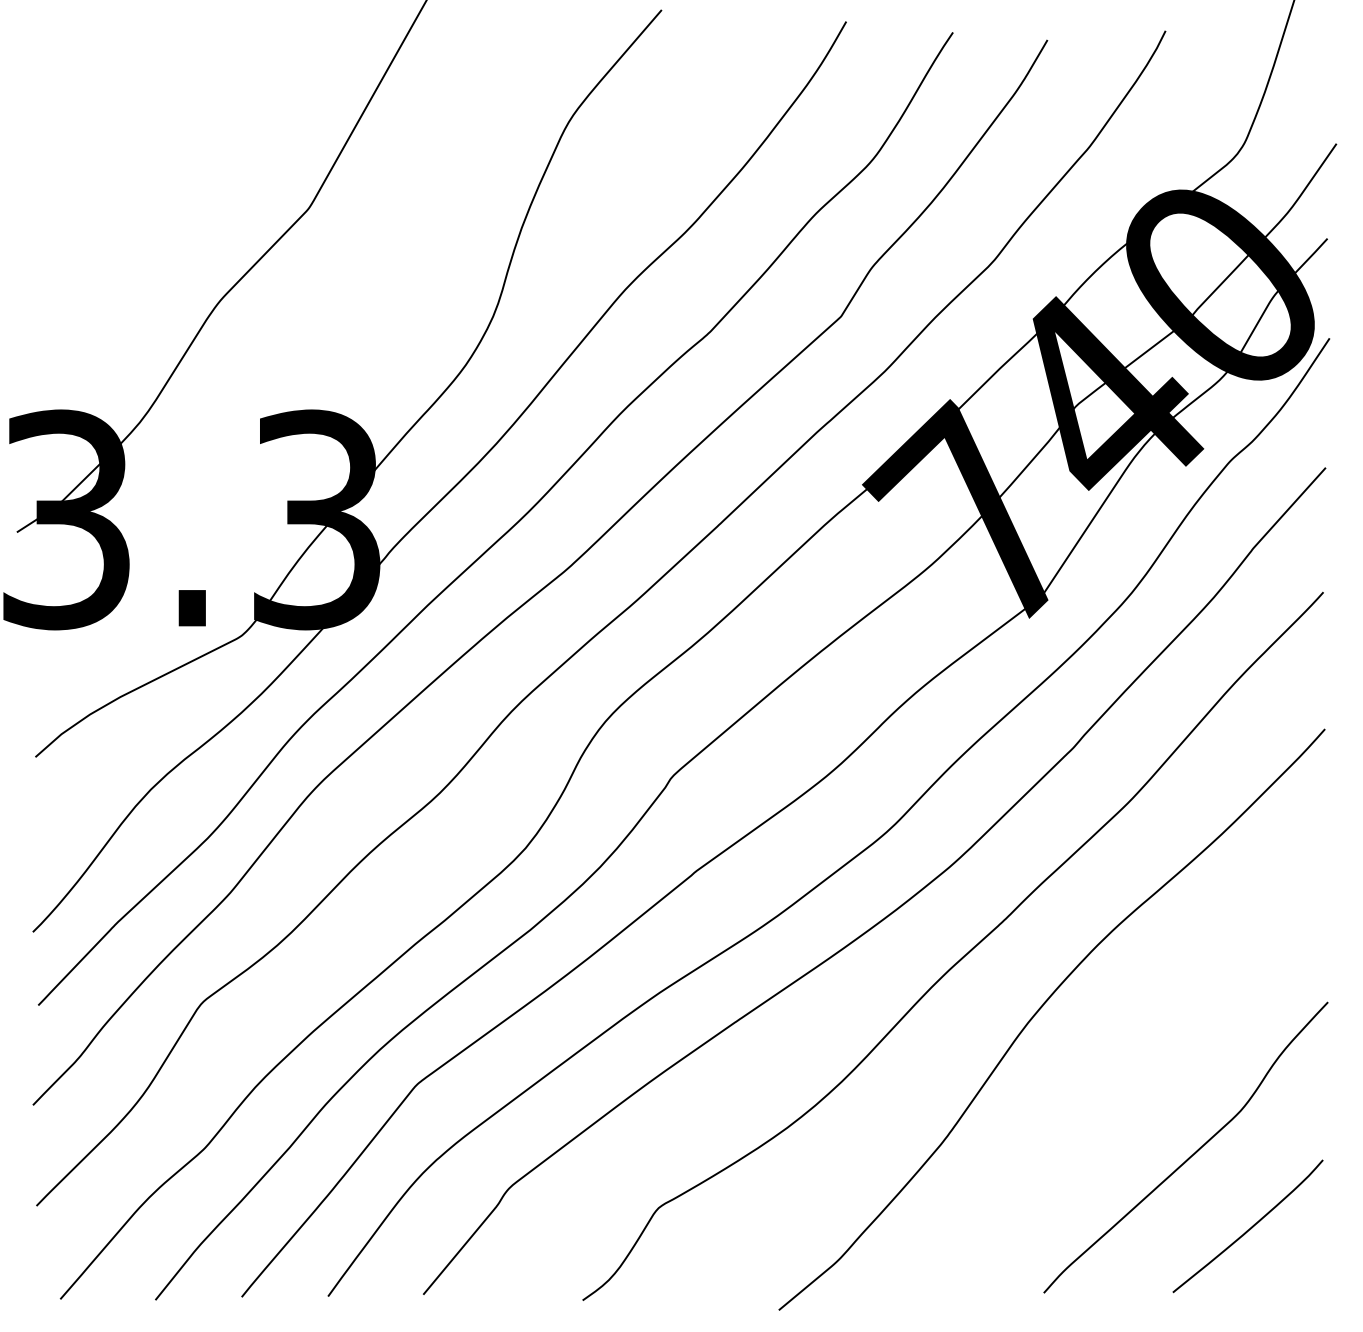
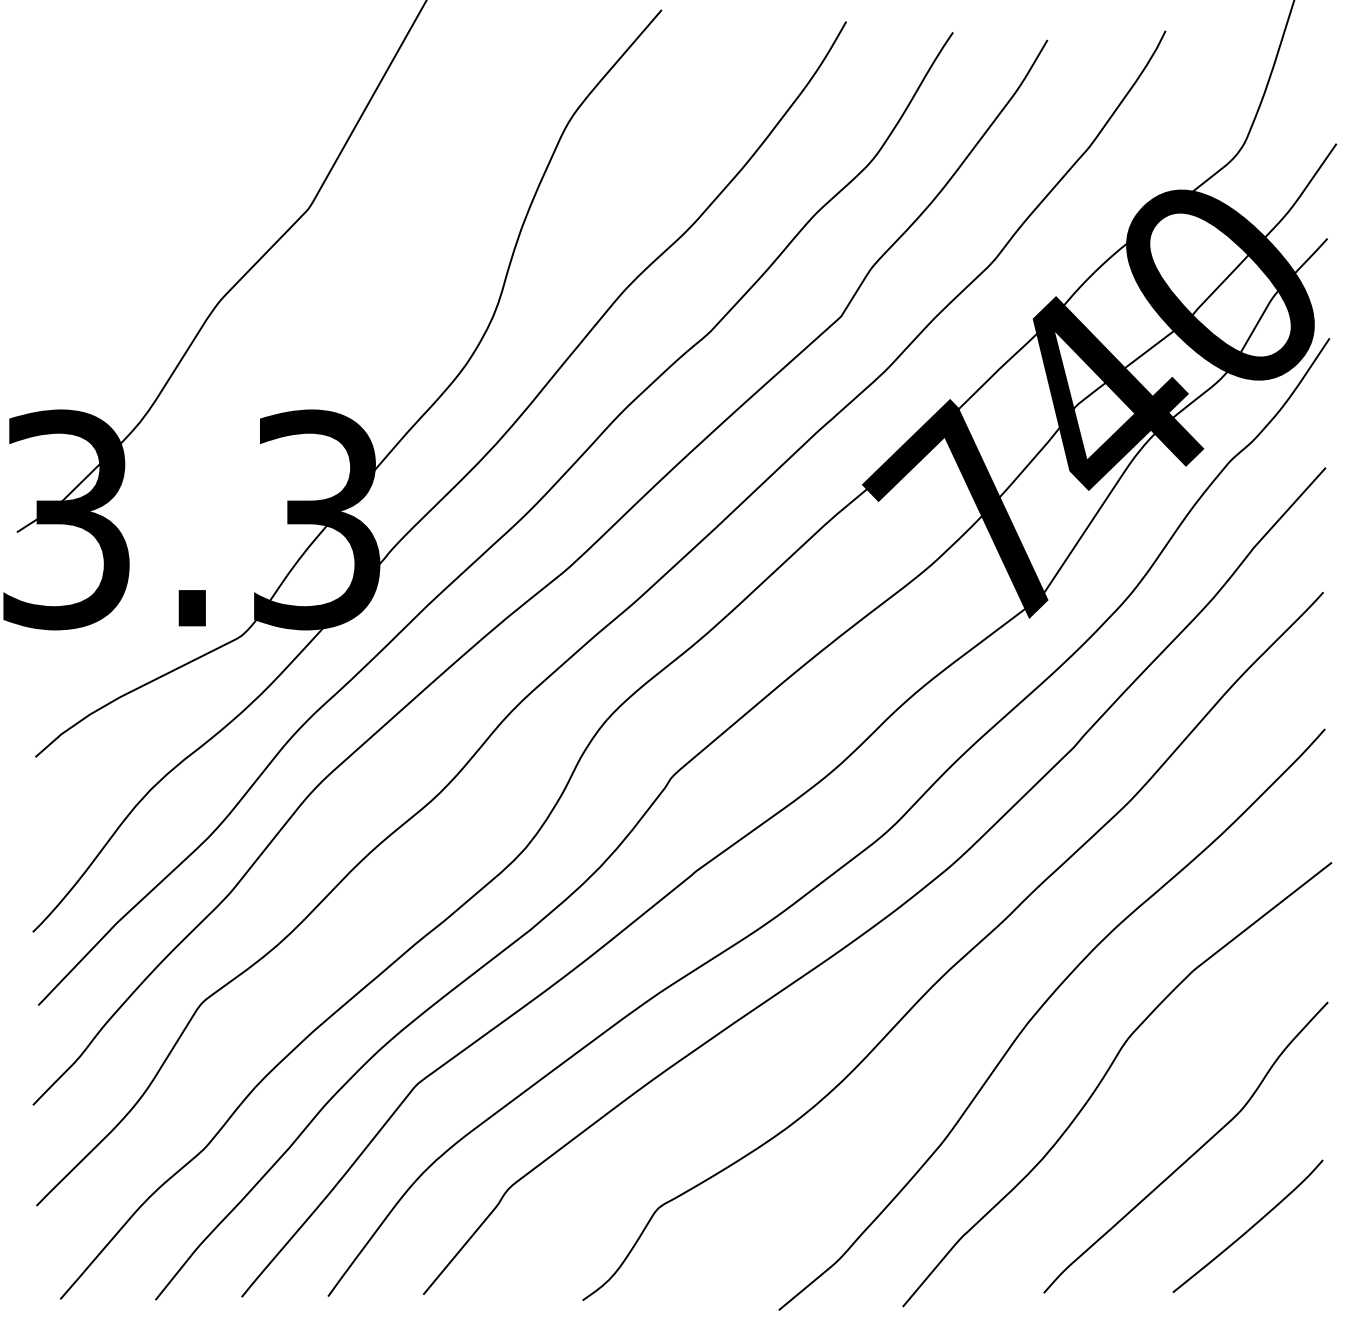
curve: none -> present (1105, 1076)
